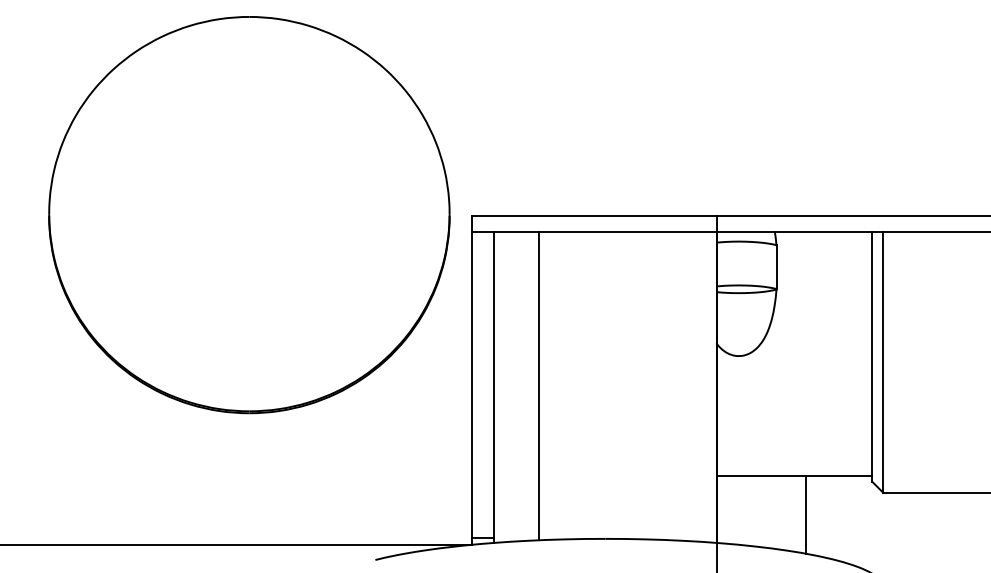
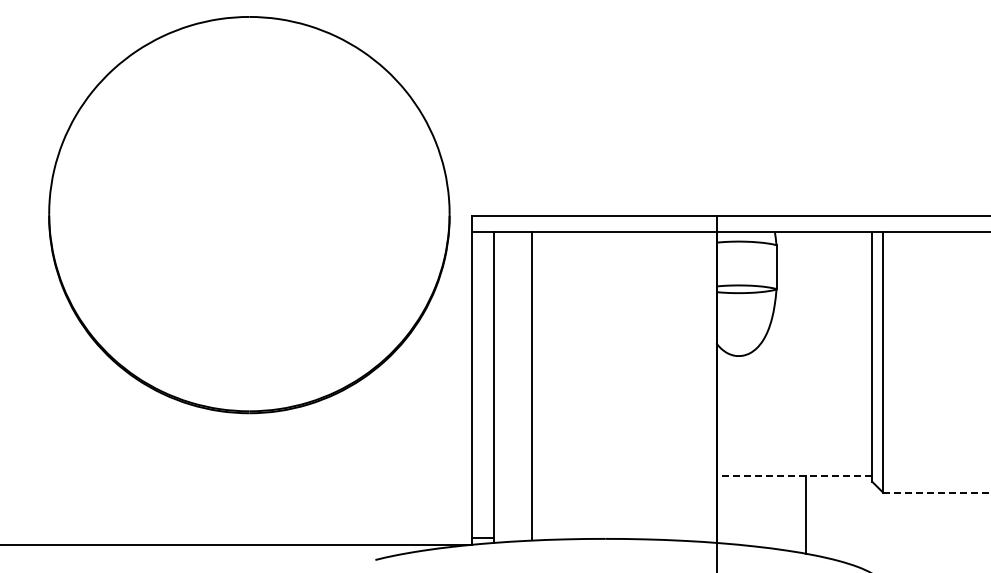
line position: (538, 385) -> (531, 385) (531, 385)
line: solid -> dashed (794, 476)
line: solid -> dashed (937, 492)
